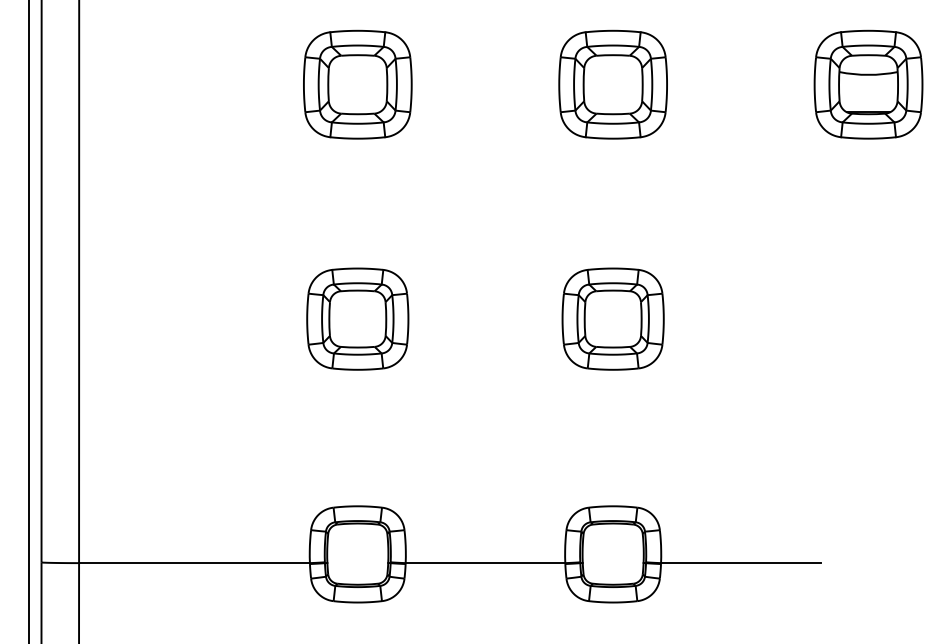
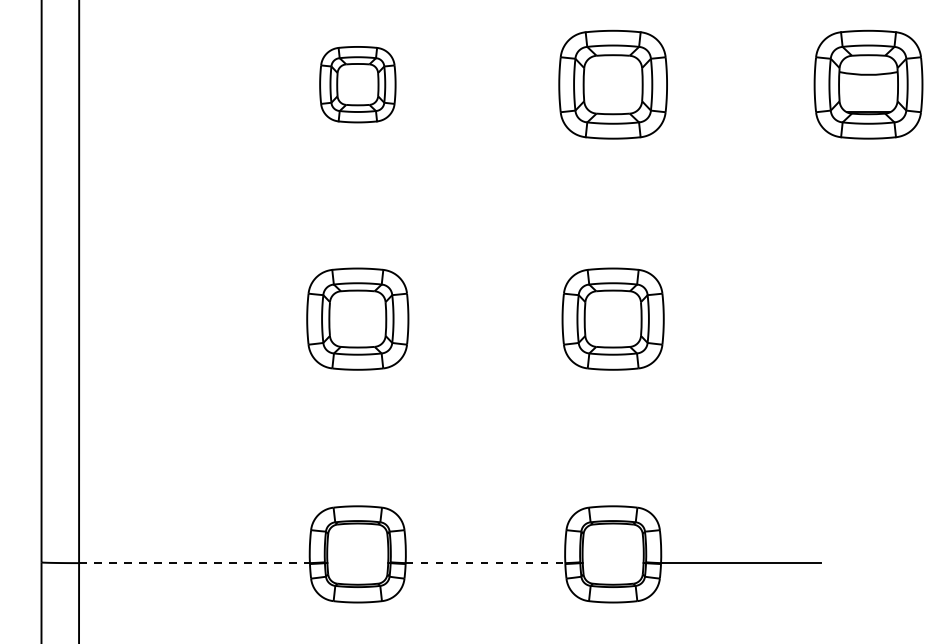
part size: 110x111 px -> 78x78 px (357, 84)
line: present -> none (28, 321)
line: solid -> dashed (195, 563)
line: solid -> dashed (485, 563)
